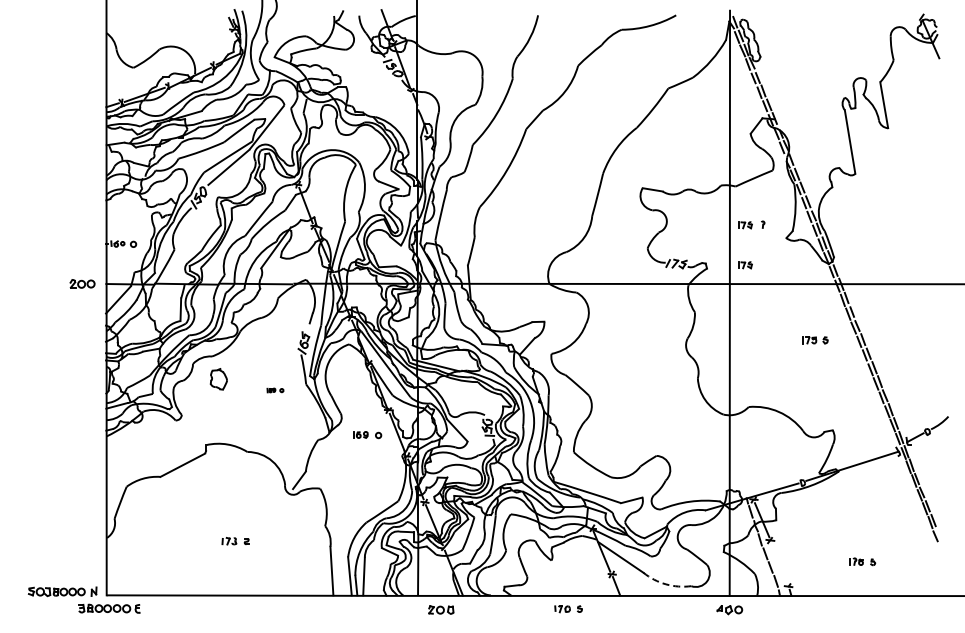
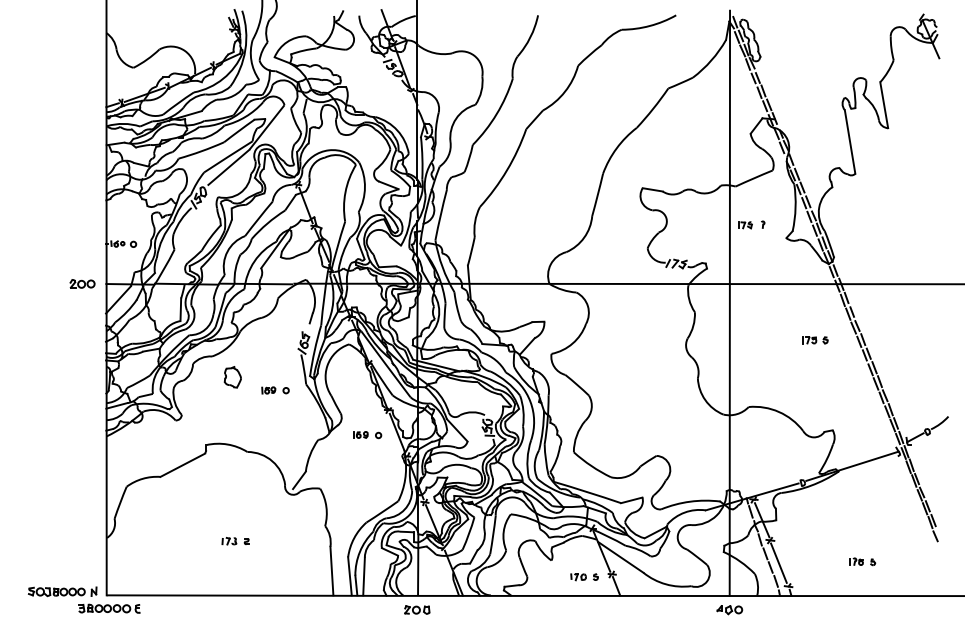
part: present -> none (745, 265)
part position: (218, 379) -> (232, 377) (232, 377)
part size: 19x7 px -> 29x9 px (275, 390)
line: none -> present (778, 562)
arc: dashed -> solid (665, 584)
part position: (441, 609) -> (417, 609) (417, 609)
part position: (568, 609) -> (584, 577) (584, 577)
